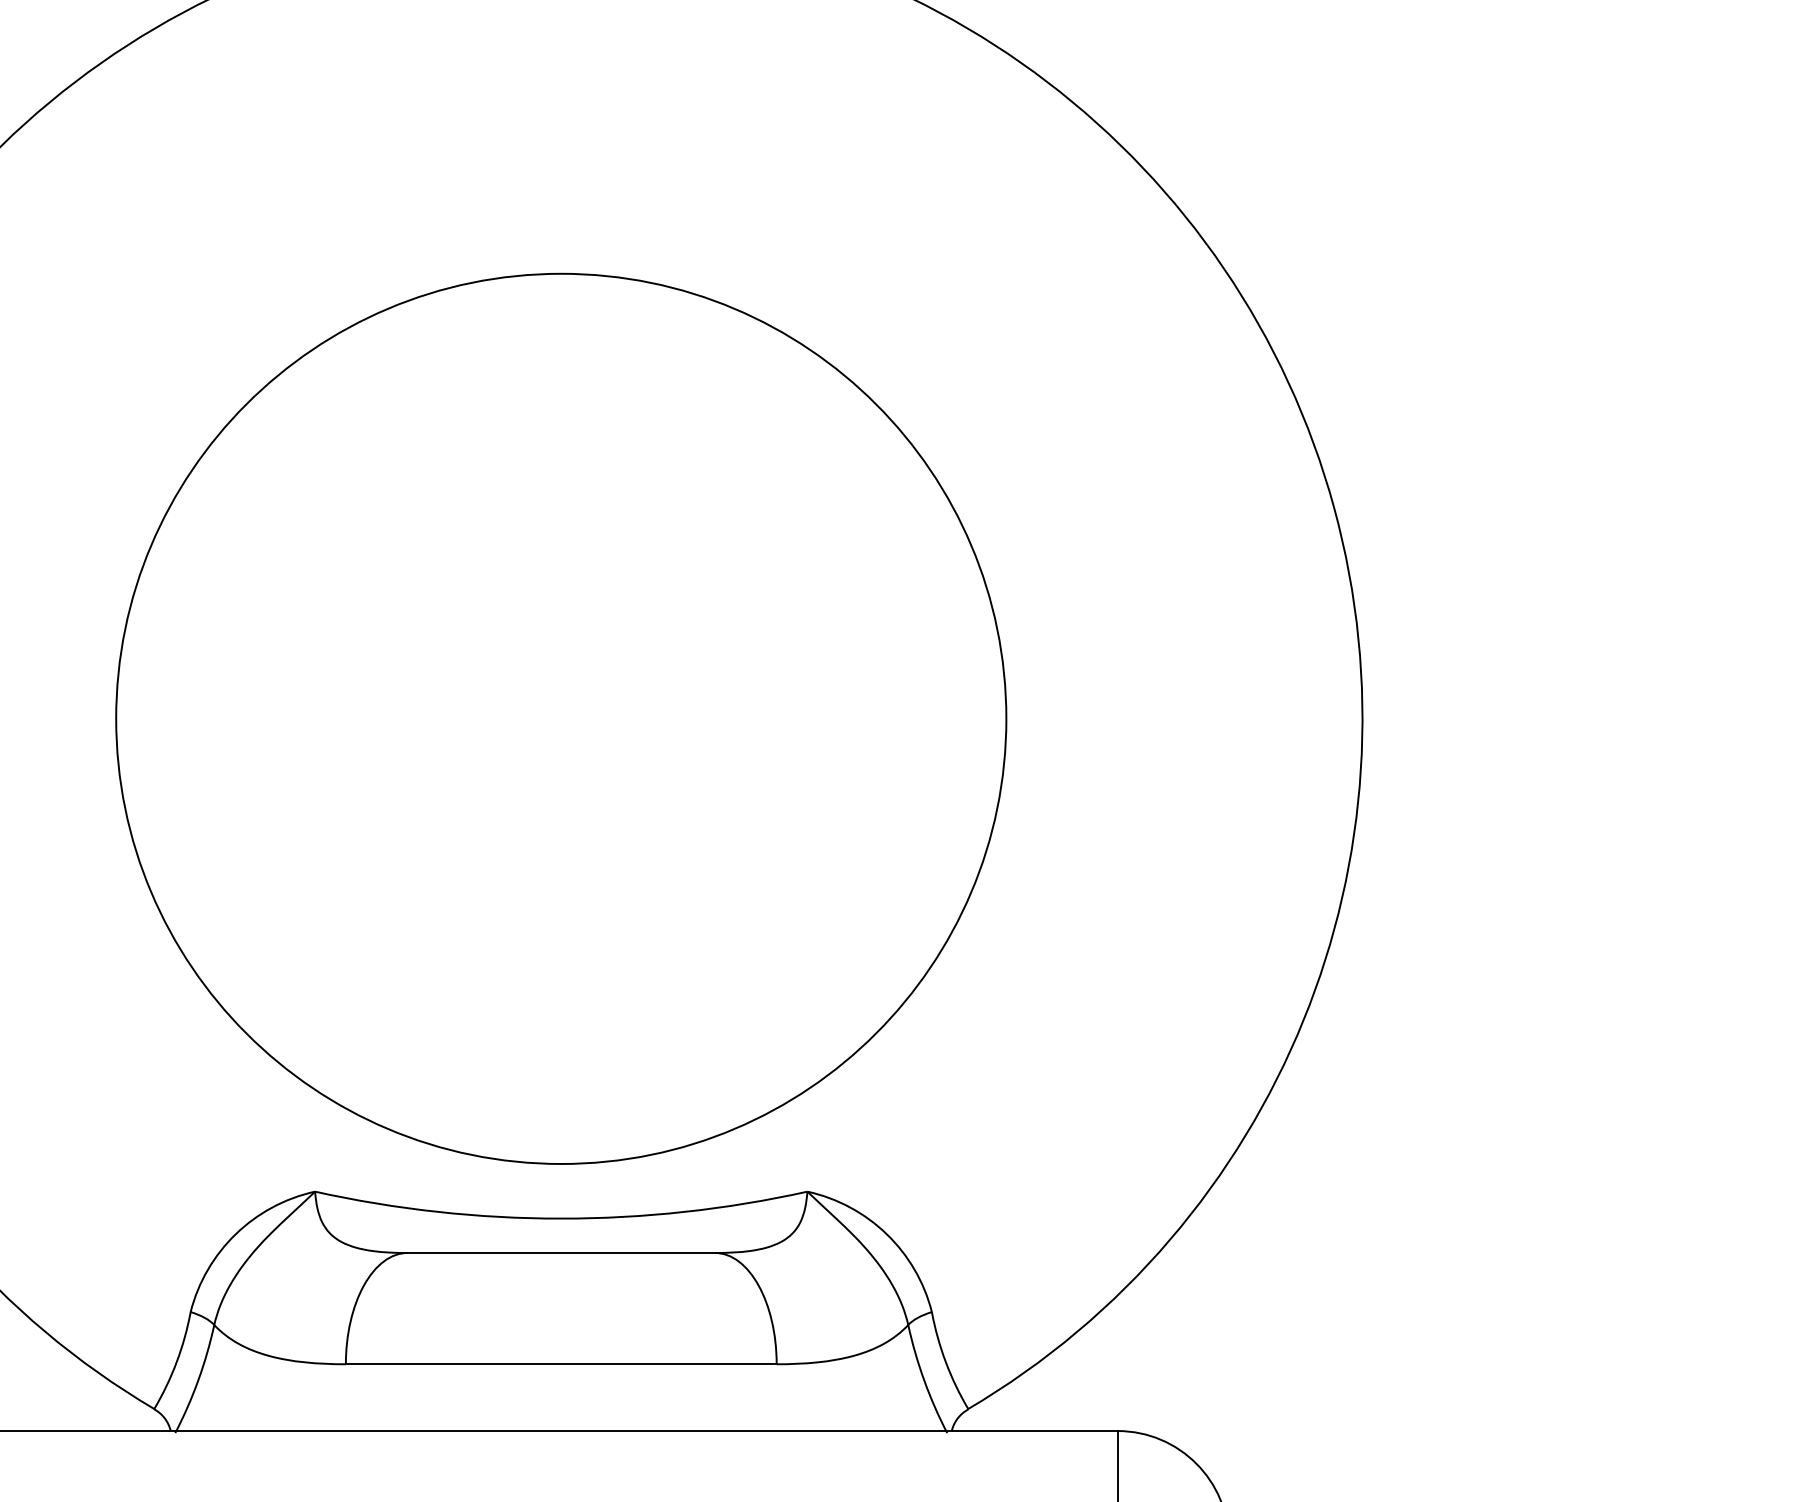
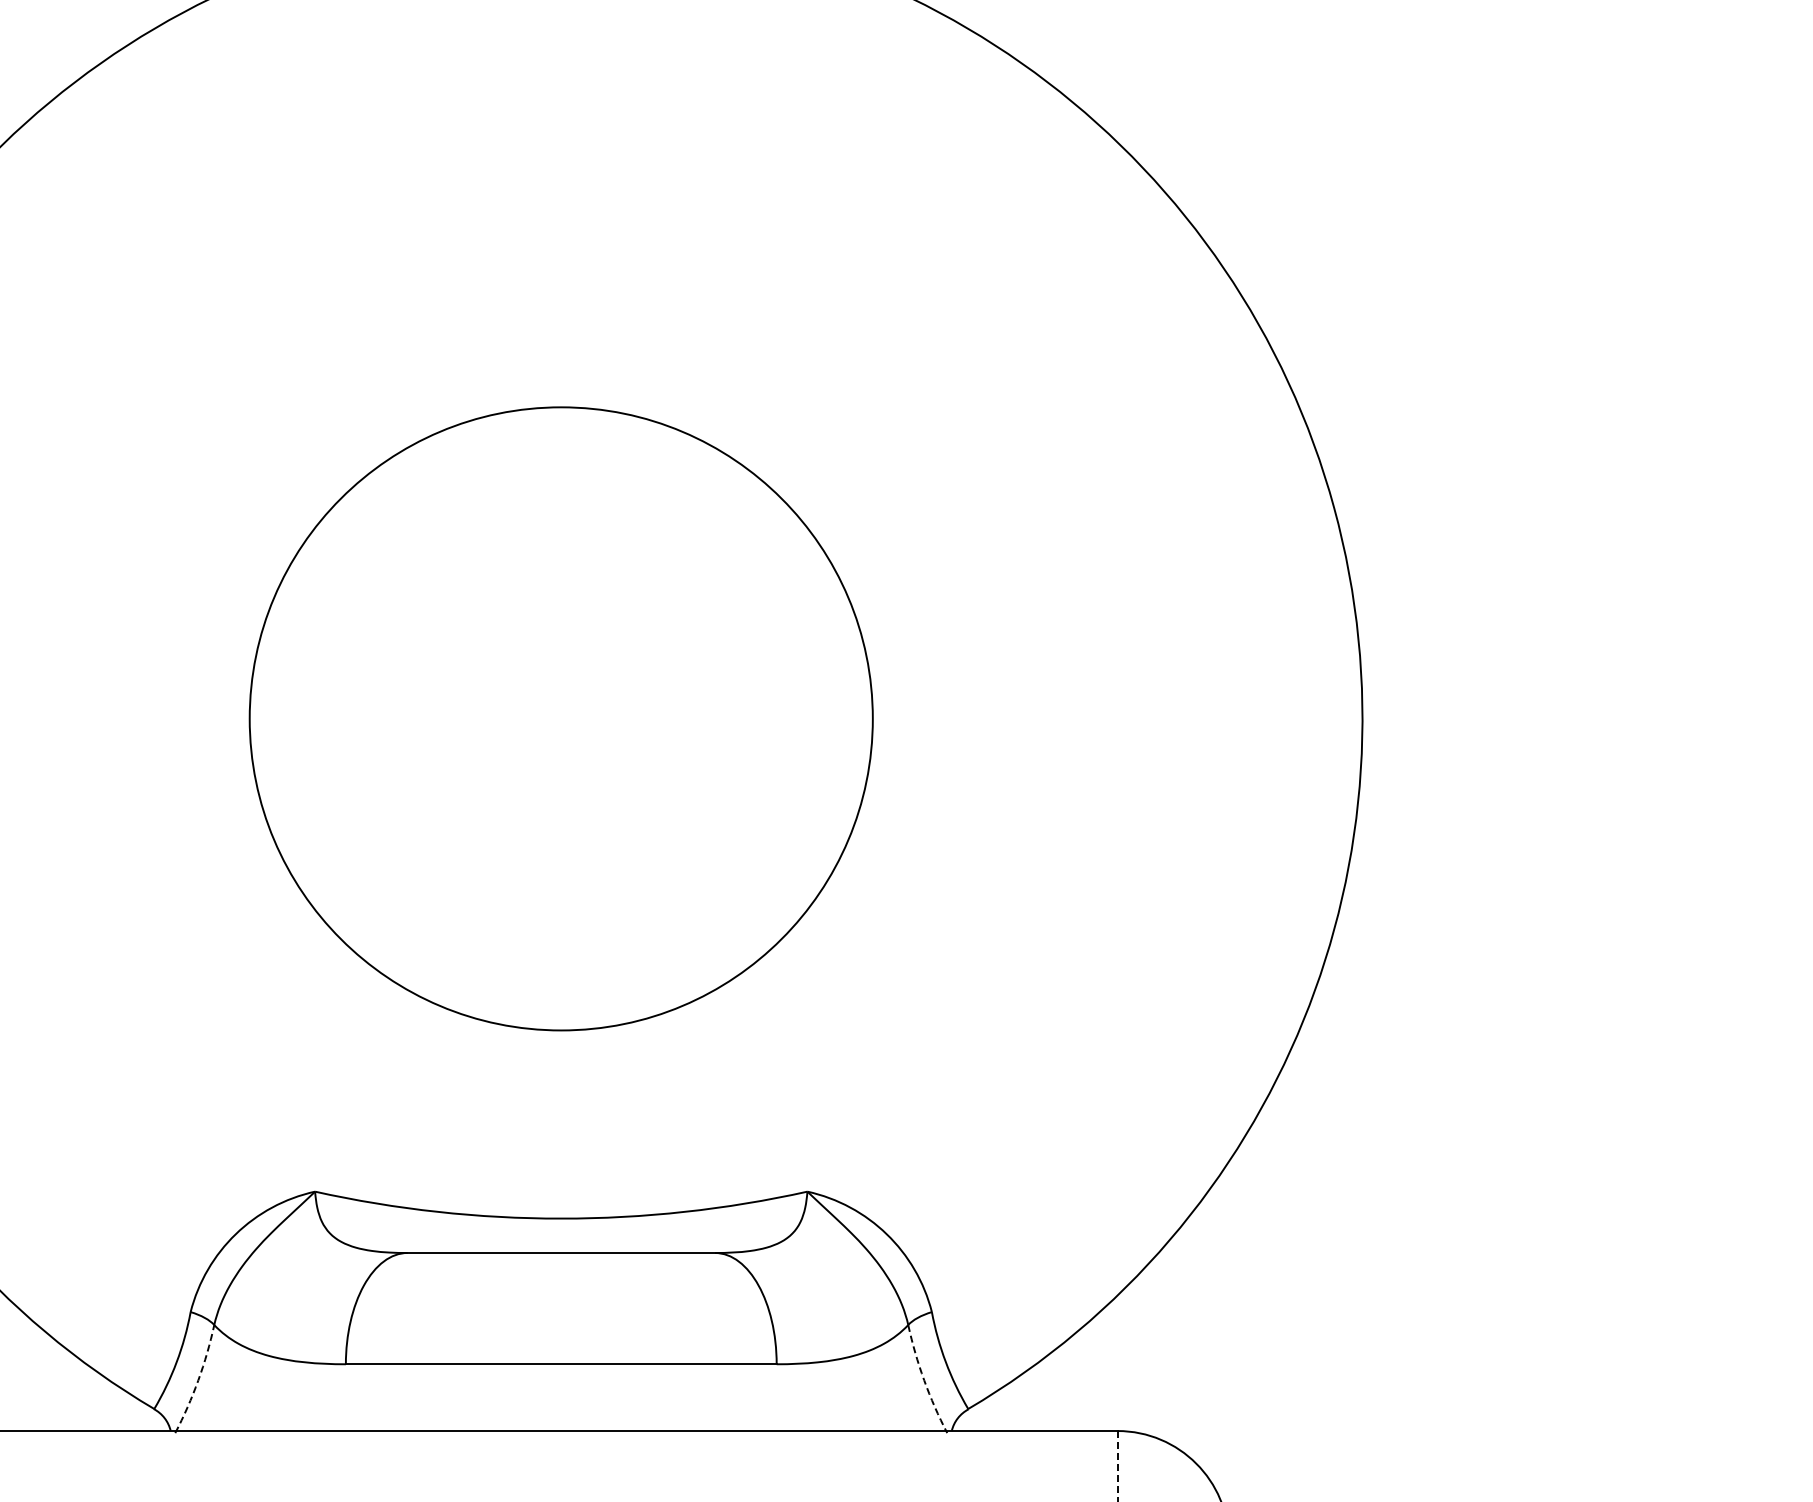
circle diameter: 890 px -> 623 px (560, 718)
arc: solid -> dashed (198, 1380)
arc: solid -> dashed (924, 1380)
line: solid -> dashed (1117, 1466)
